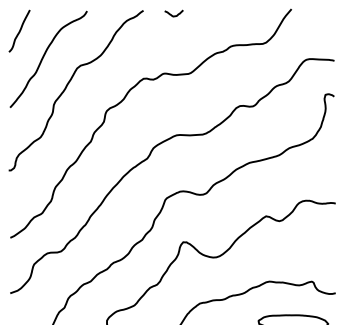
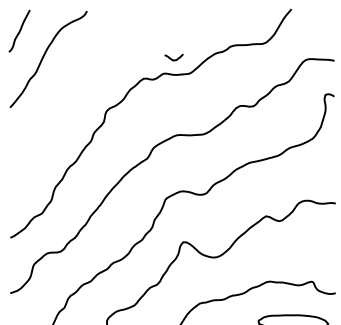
curve position: (173, 15) -> (173, 59) (173, 59)
curve: present -> none (67, 86)
